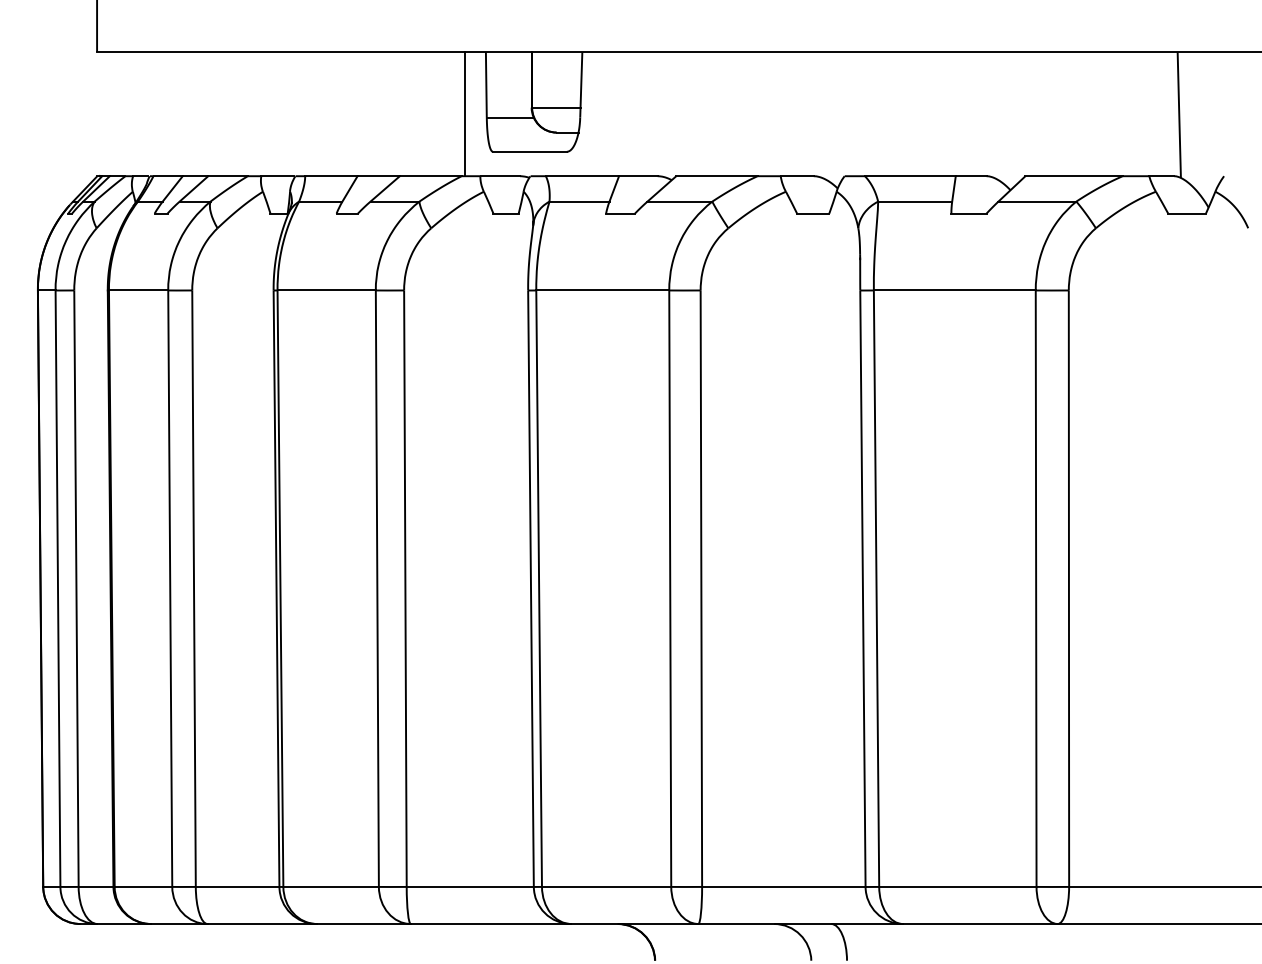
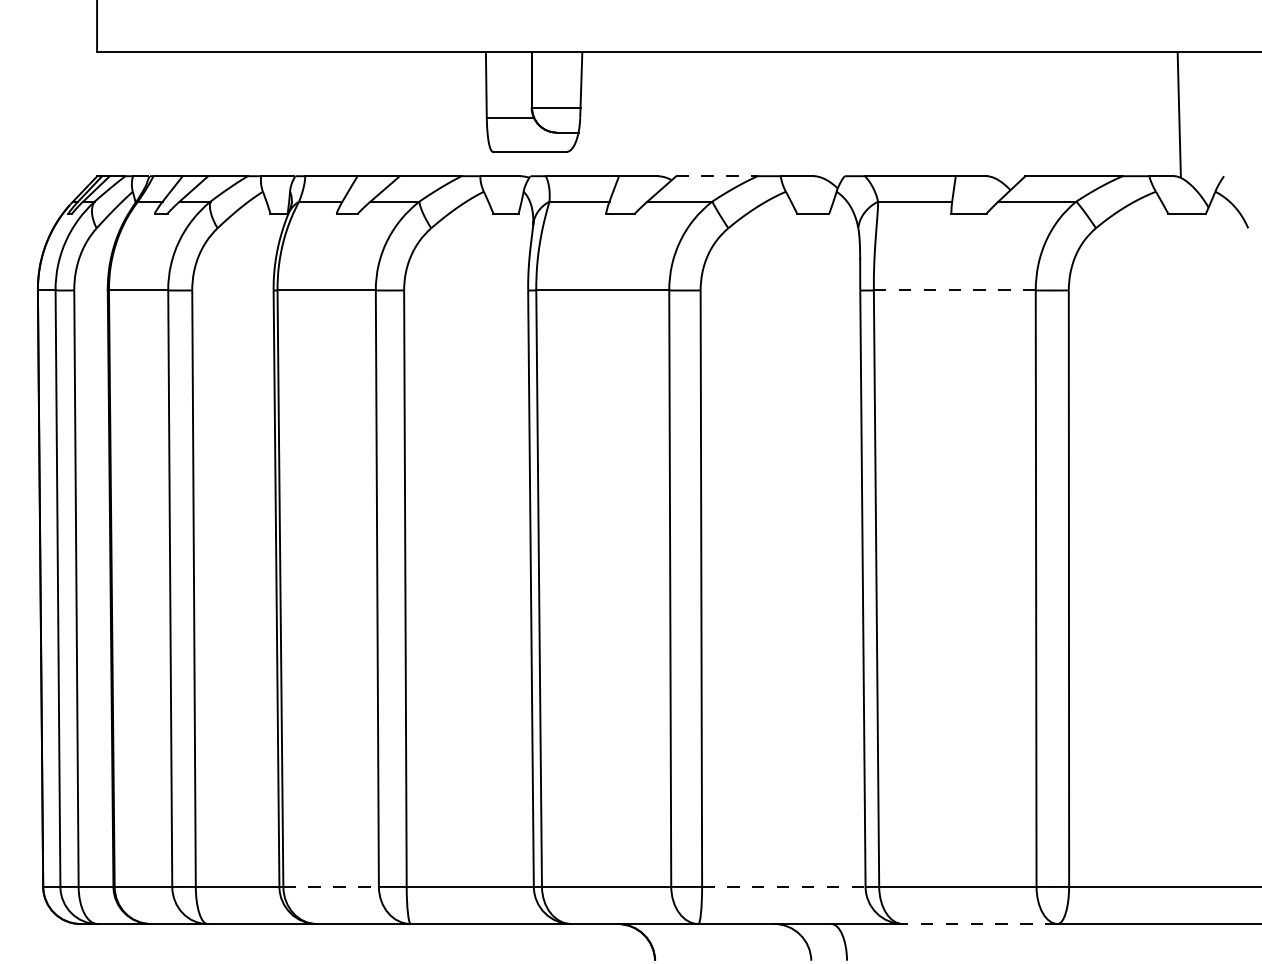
line: present -> none (464, 114)
line: solid -> dashed (716, 176)
line: solid -> dashed (954, 290)
line: solid -> dashed (331, 886)
line: solid -> dashed (783, 886)
line: solid -> dashed (979, 924)
